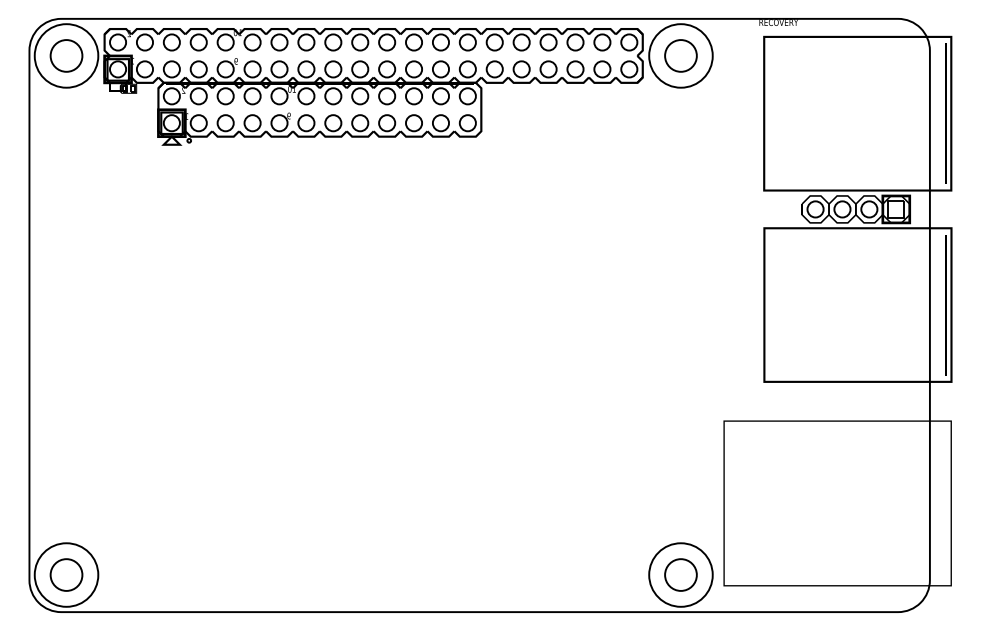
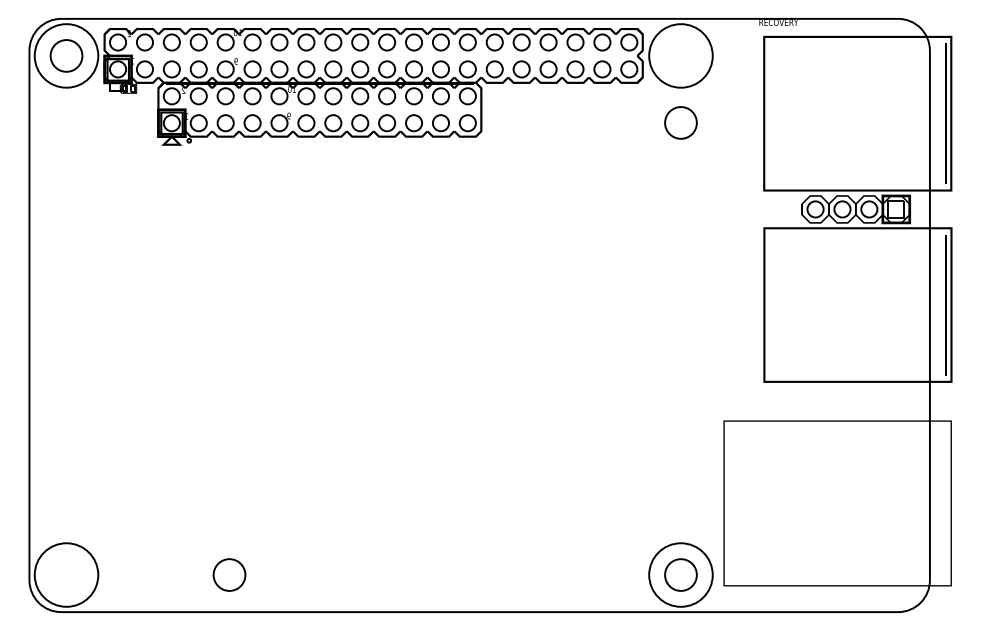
circle position: (680, 55) -> (680, 122) (680, 122)
circle position: (66, 574) -> (229, 574) (229, 574)
